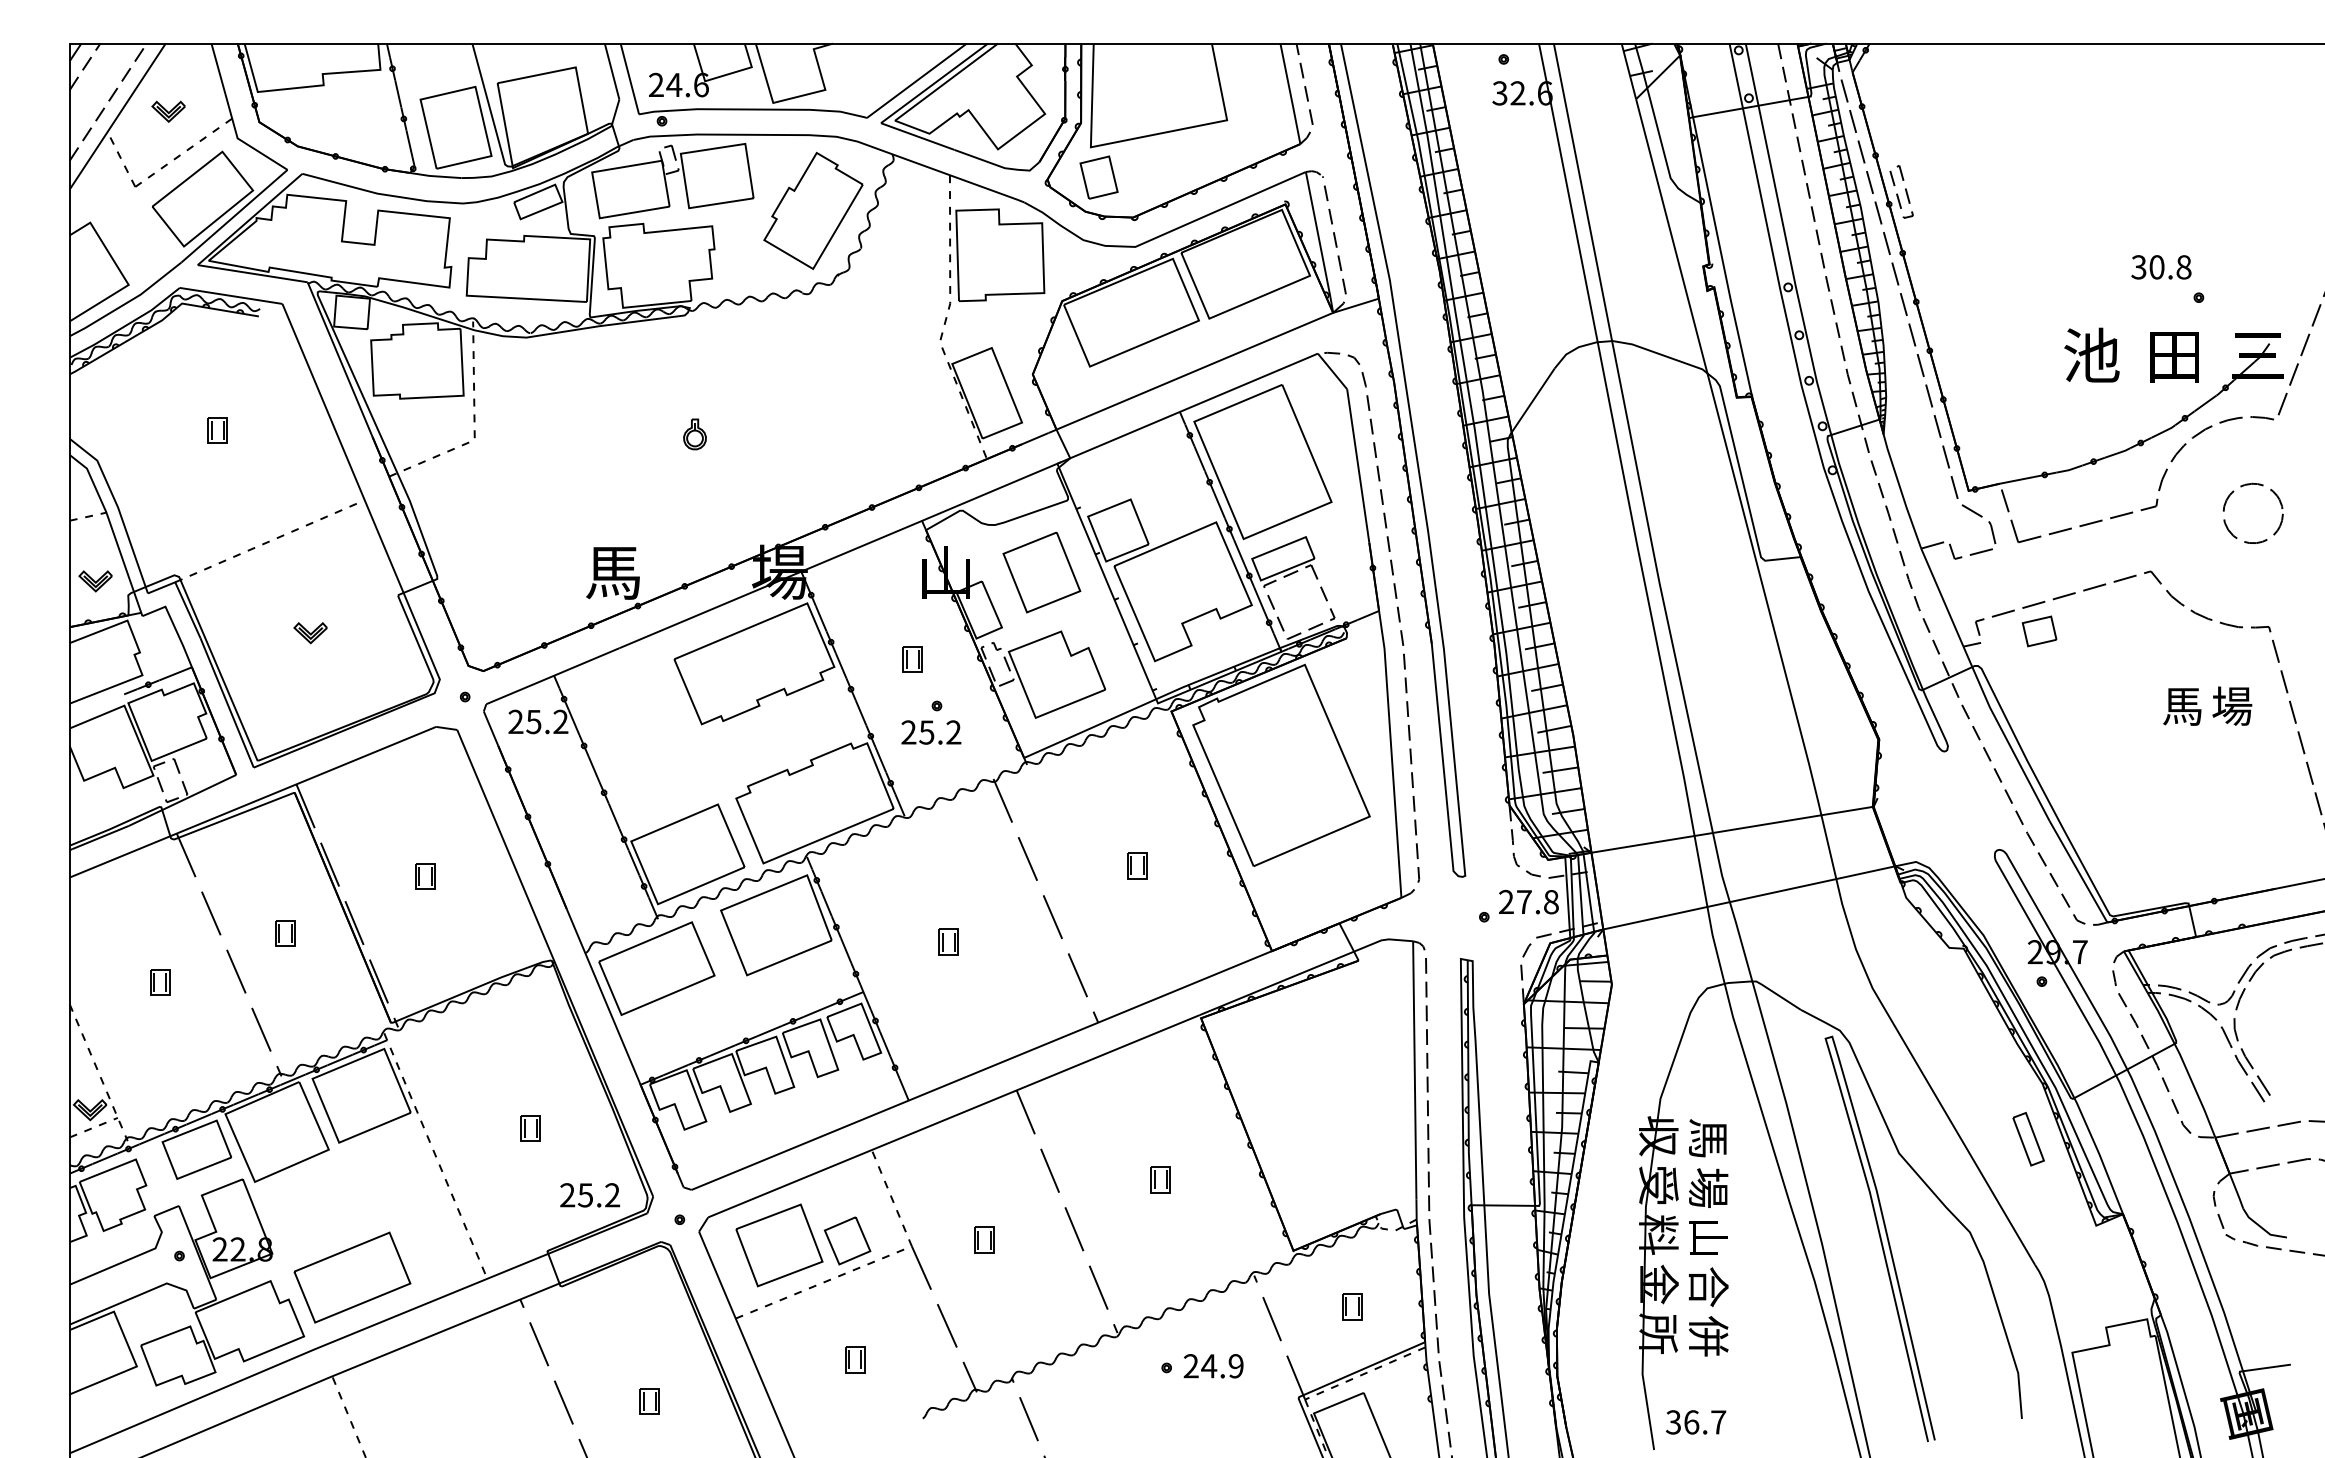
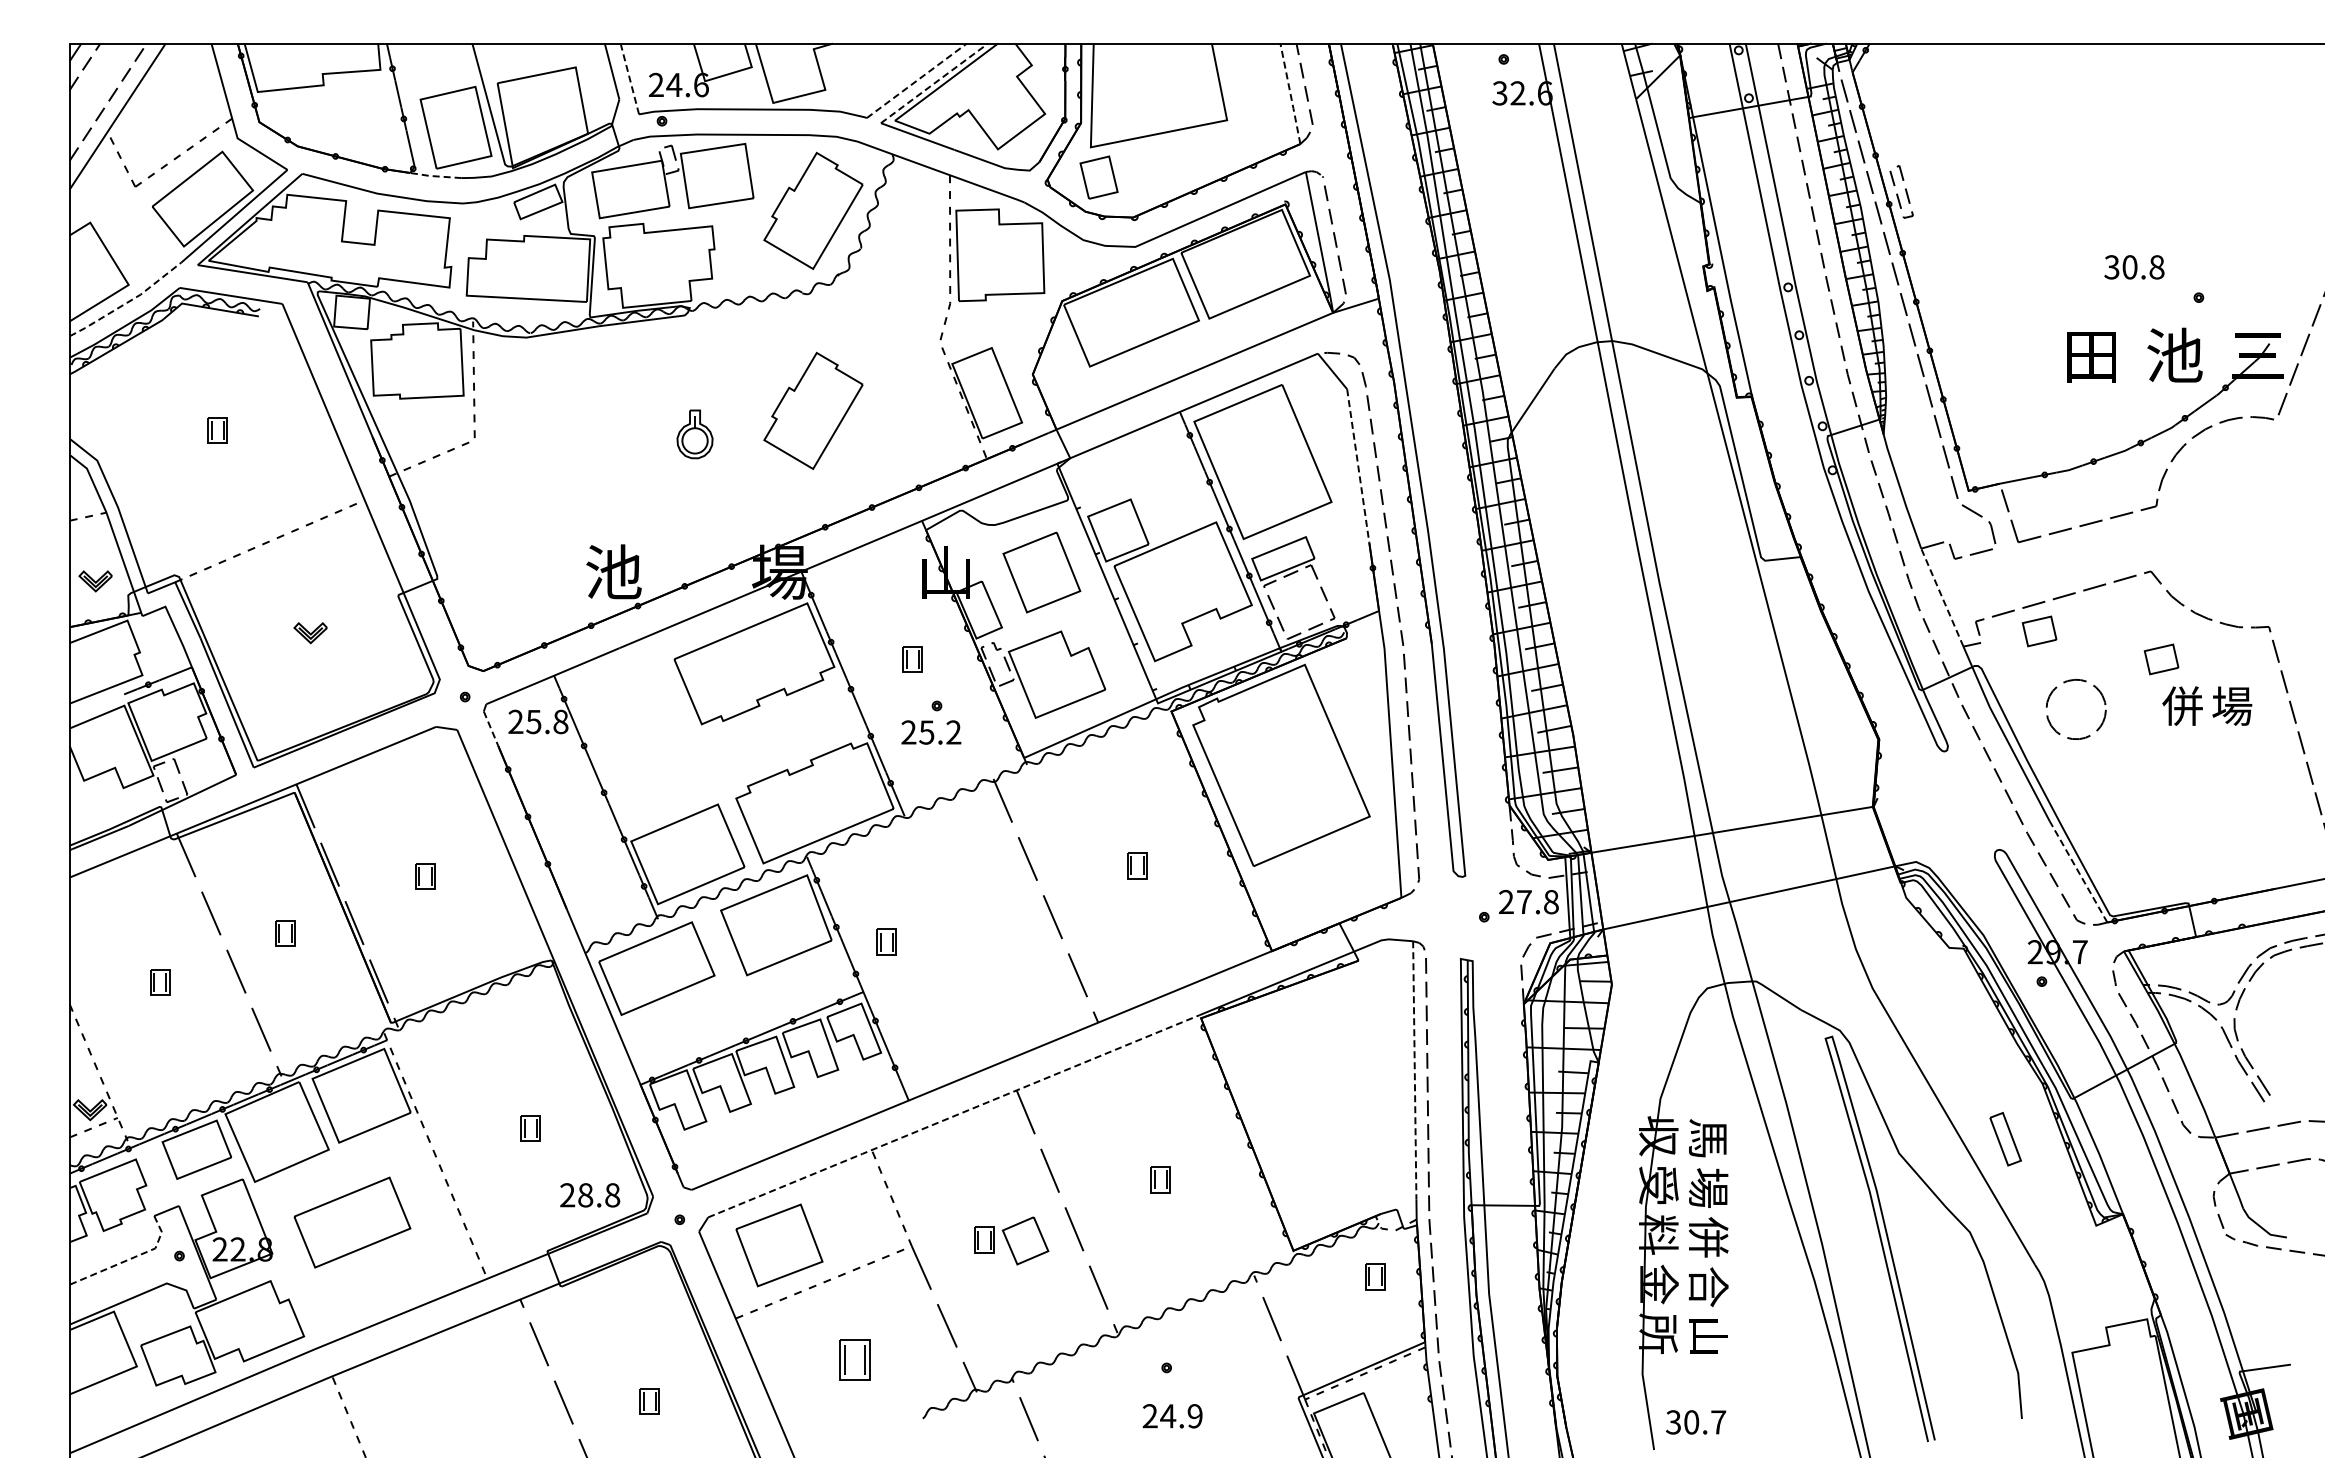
line: solid -> dashed (629, 79)
line: solid -> dashed (917, 80)
line: solid -> dashed (934, 83)
line: solid -> dashed (1290, 93)
part: present -> none (168, 111)
line: solid -> dashed (435, 176)
text position: (2161, 267) -> (2134, 267) (2134, 267)
line: solid -> dashed (127, 302)
text: 池 -> 田 (2091, 354)
text: 田 -> 池 (2174, 354)
part: none -> present (813, 410)
part size: 24x33 px -> 38x51 px (694, 434)
line: solid -> dashed (1358, 466)
part position: (2249, 485) -> (2072, 681) (2072, 681)
text: 馬 -> 池 (613, 571)
line: solid -> dashed (1942, 597)
part: none -> present (2161, 659)
text: 馬 -> 併 (2182, 705)
text: 25.2 -> 25.8 (560, 721)
line: solid -> dashed (491, 728)
line: solid -> dashed (2078, 871)
part position: (948, 941) -> (886, 941) (886, 941)
line: solid -> dashed (1414, 1070)
line: solid -> dashed (954, 1115)
part position: (2028, 1139) -> (2005, 1139) (2005, 1139)
text: 25.2 -> 28.8 (598, 1195)
text: 山 -> 併 (1708, 1237)
part position: (847, 1240) -> (1025, 1240) (1025, 1240)
line: solid -> dashed (129, 1259)
part position: (352, 1277) -> (352, 1222) (352, 1222)
part position: (1352, 1306) -> (1375, 1276) (1375, 1276)
text: 併 -> 山 (1708, 1336)
part size: 21x28 px -> 32x42 px (854, 1359)
text position: (1213, 1366) -> (1172, 1416) (1172, 1416)
text: 36.7 -> 30.7 (1691, 1422)
